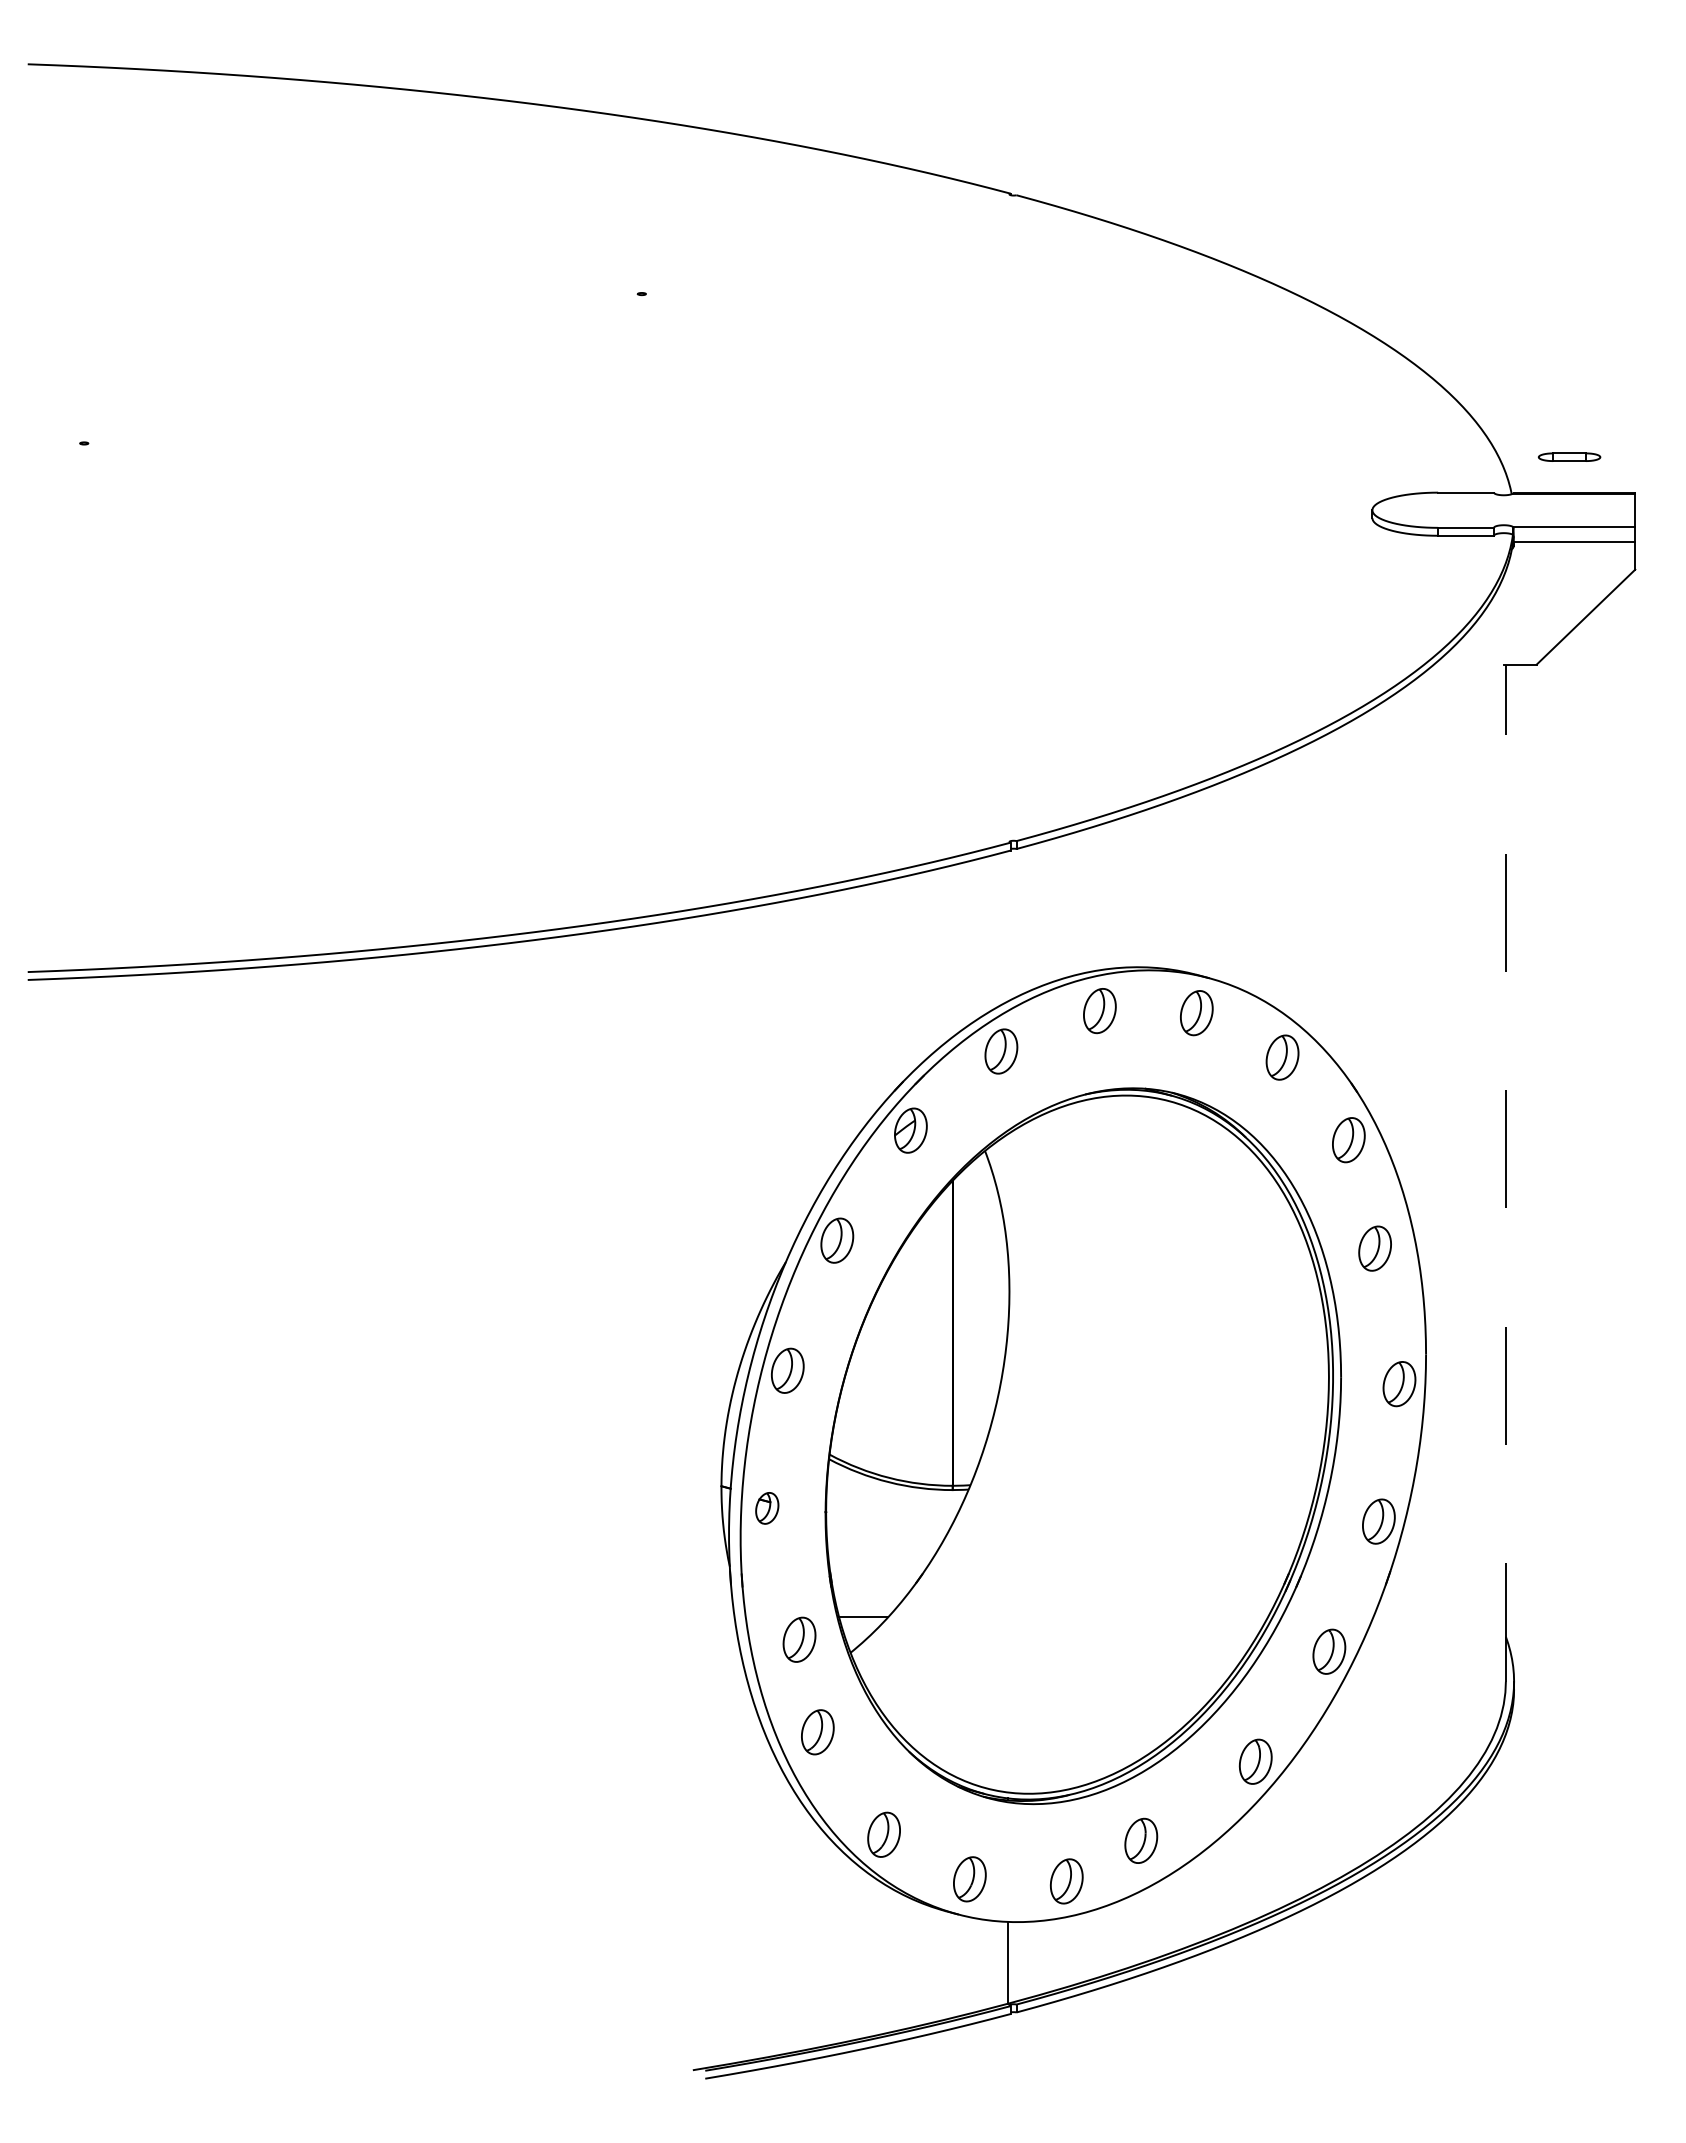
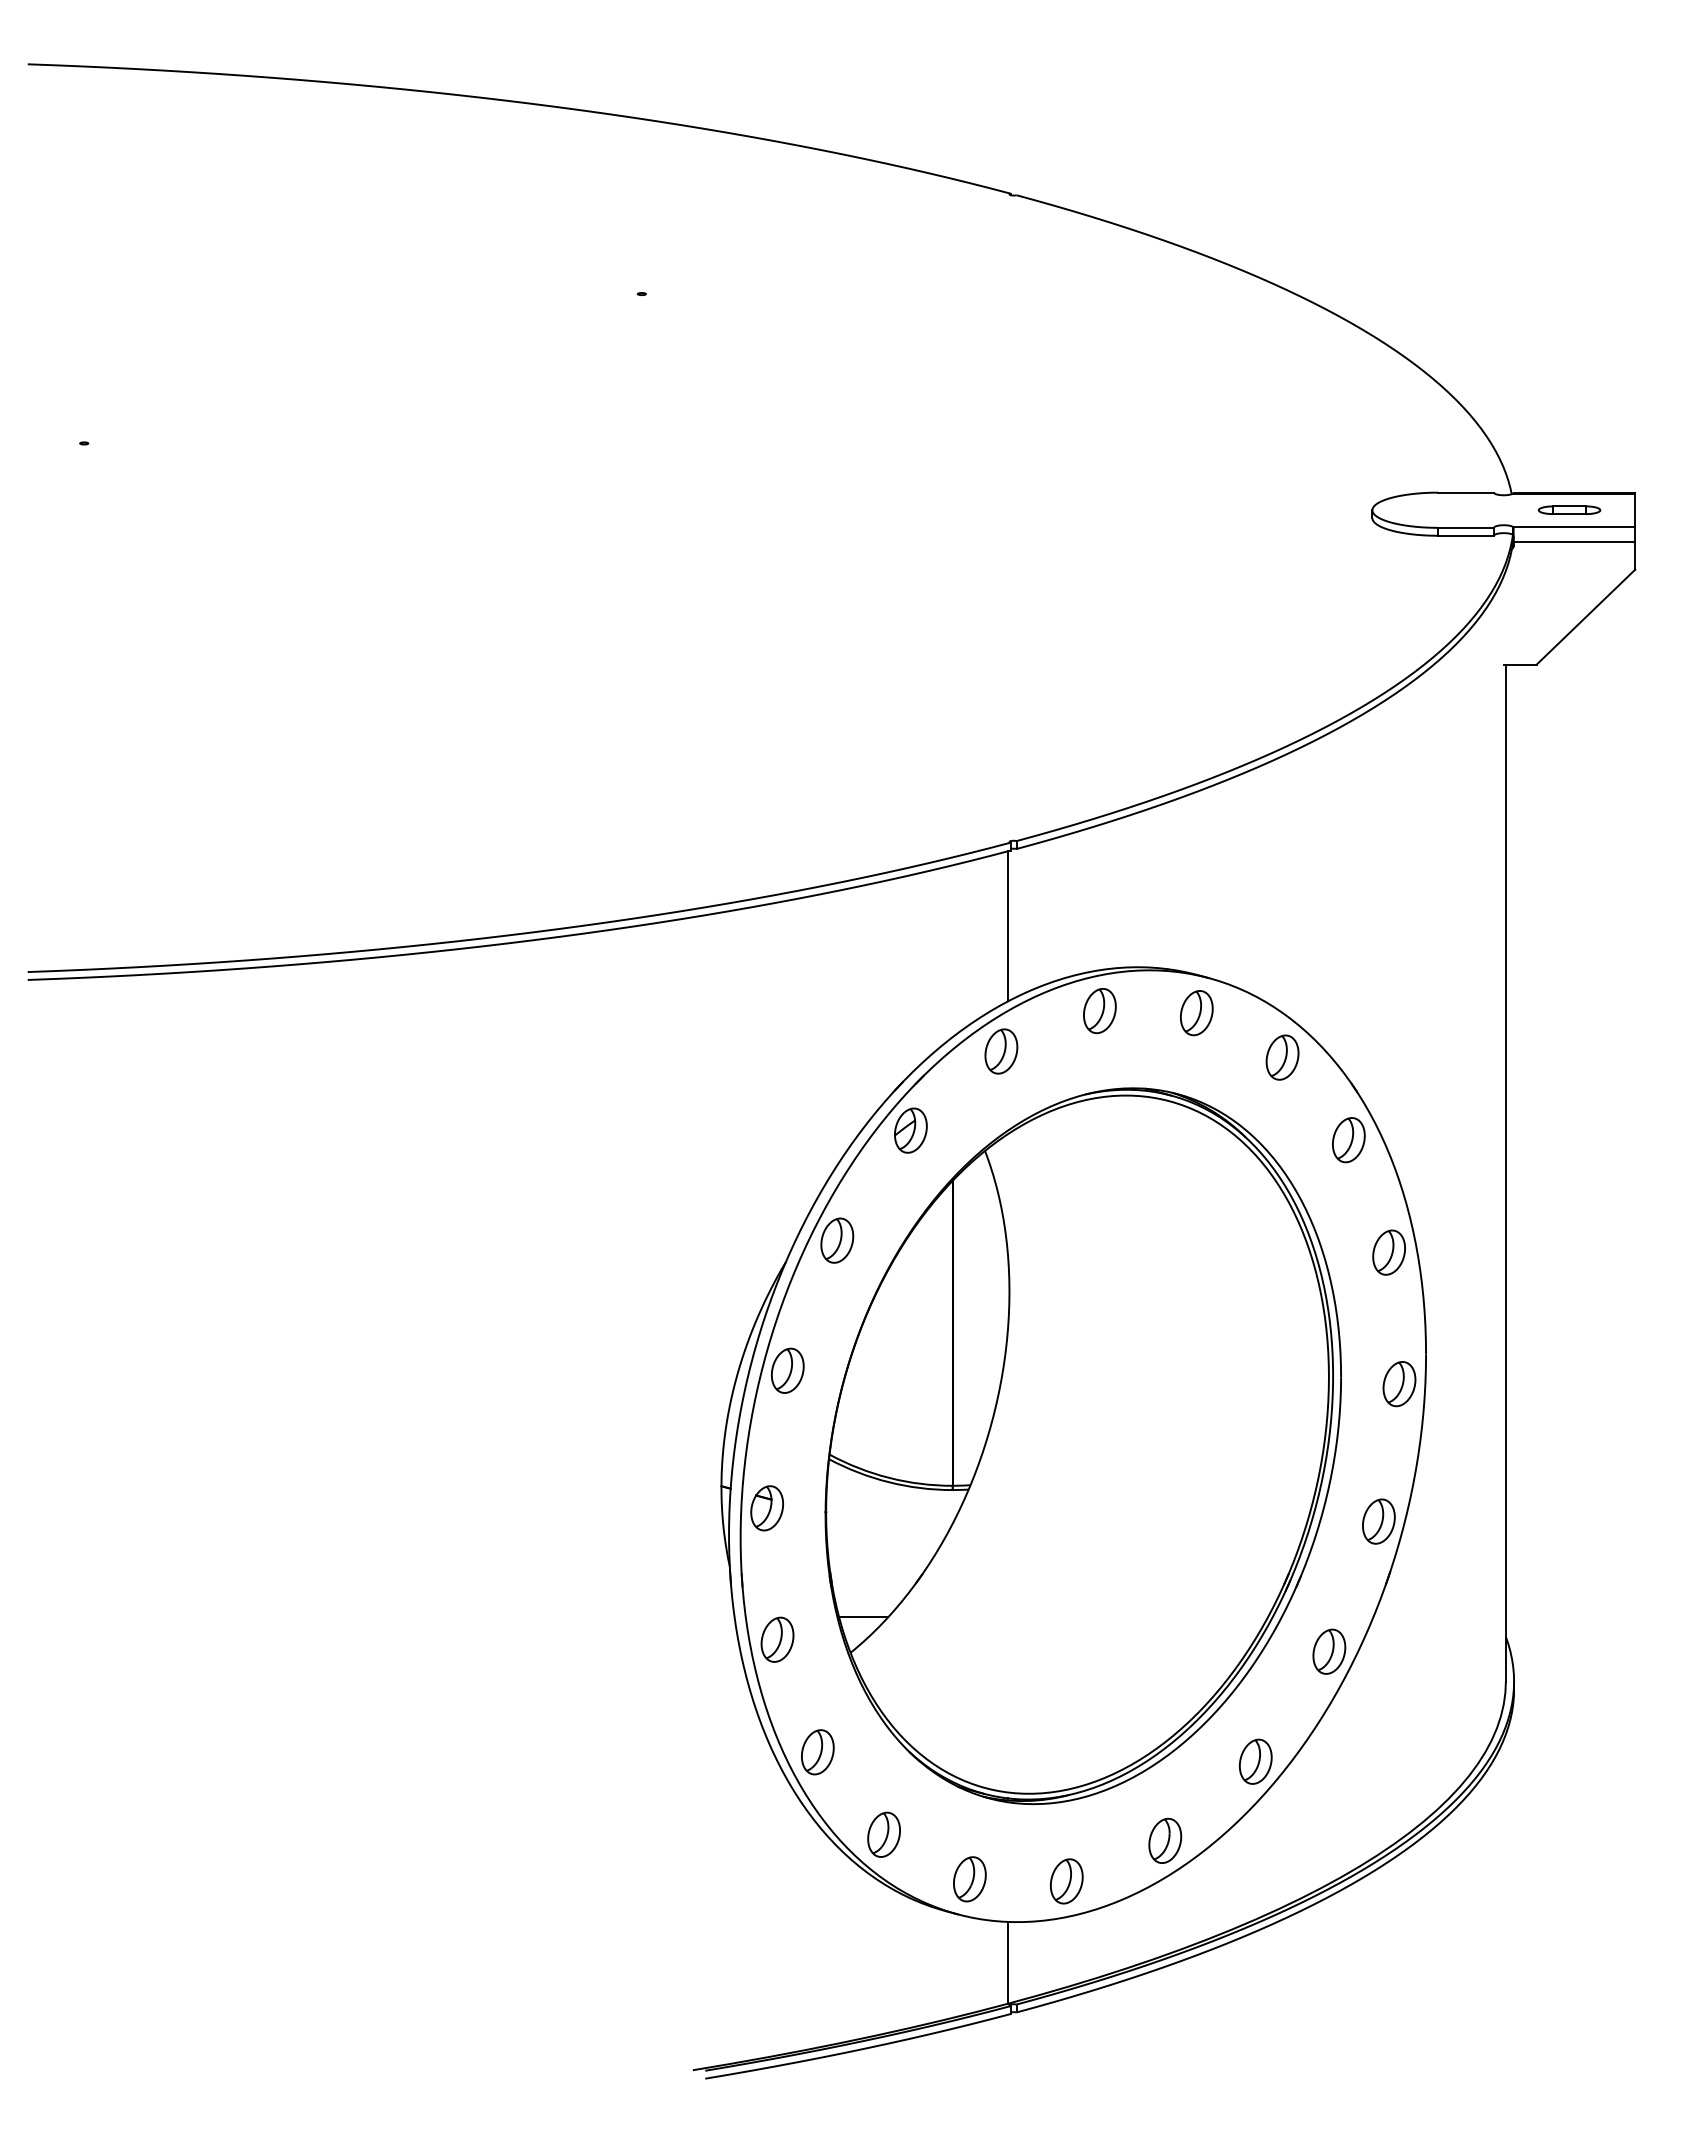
part position: (1569, 456) -> (1569, 509) (1569, 509)
line: none -> present (1007, 926)
line: dashed -> solid (1505, 1173)
part position: (1374, 1248) -> (1388, 1252) (1388, 1252)
part size: 25x33 px -> 35x47 px (767, 1508)
part position: (799, 1639) -> (777, 1639) (777, 1639)
part position: (817, 1732) -> (817, 1752) (817, 1752)
part position: (1141, 1840) -> (1165, 1840) (1165, 1840)
